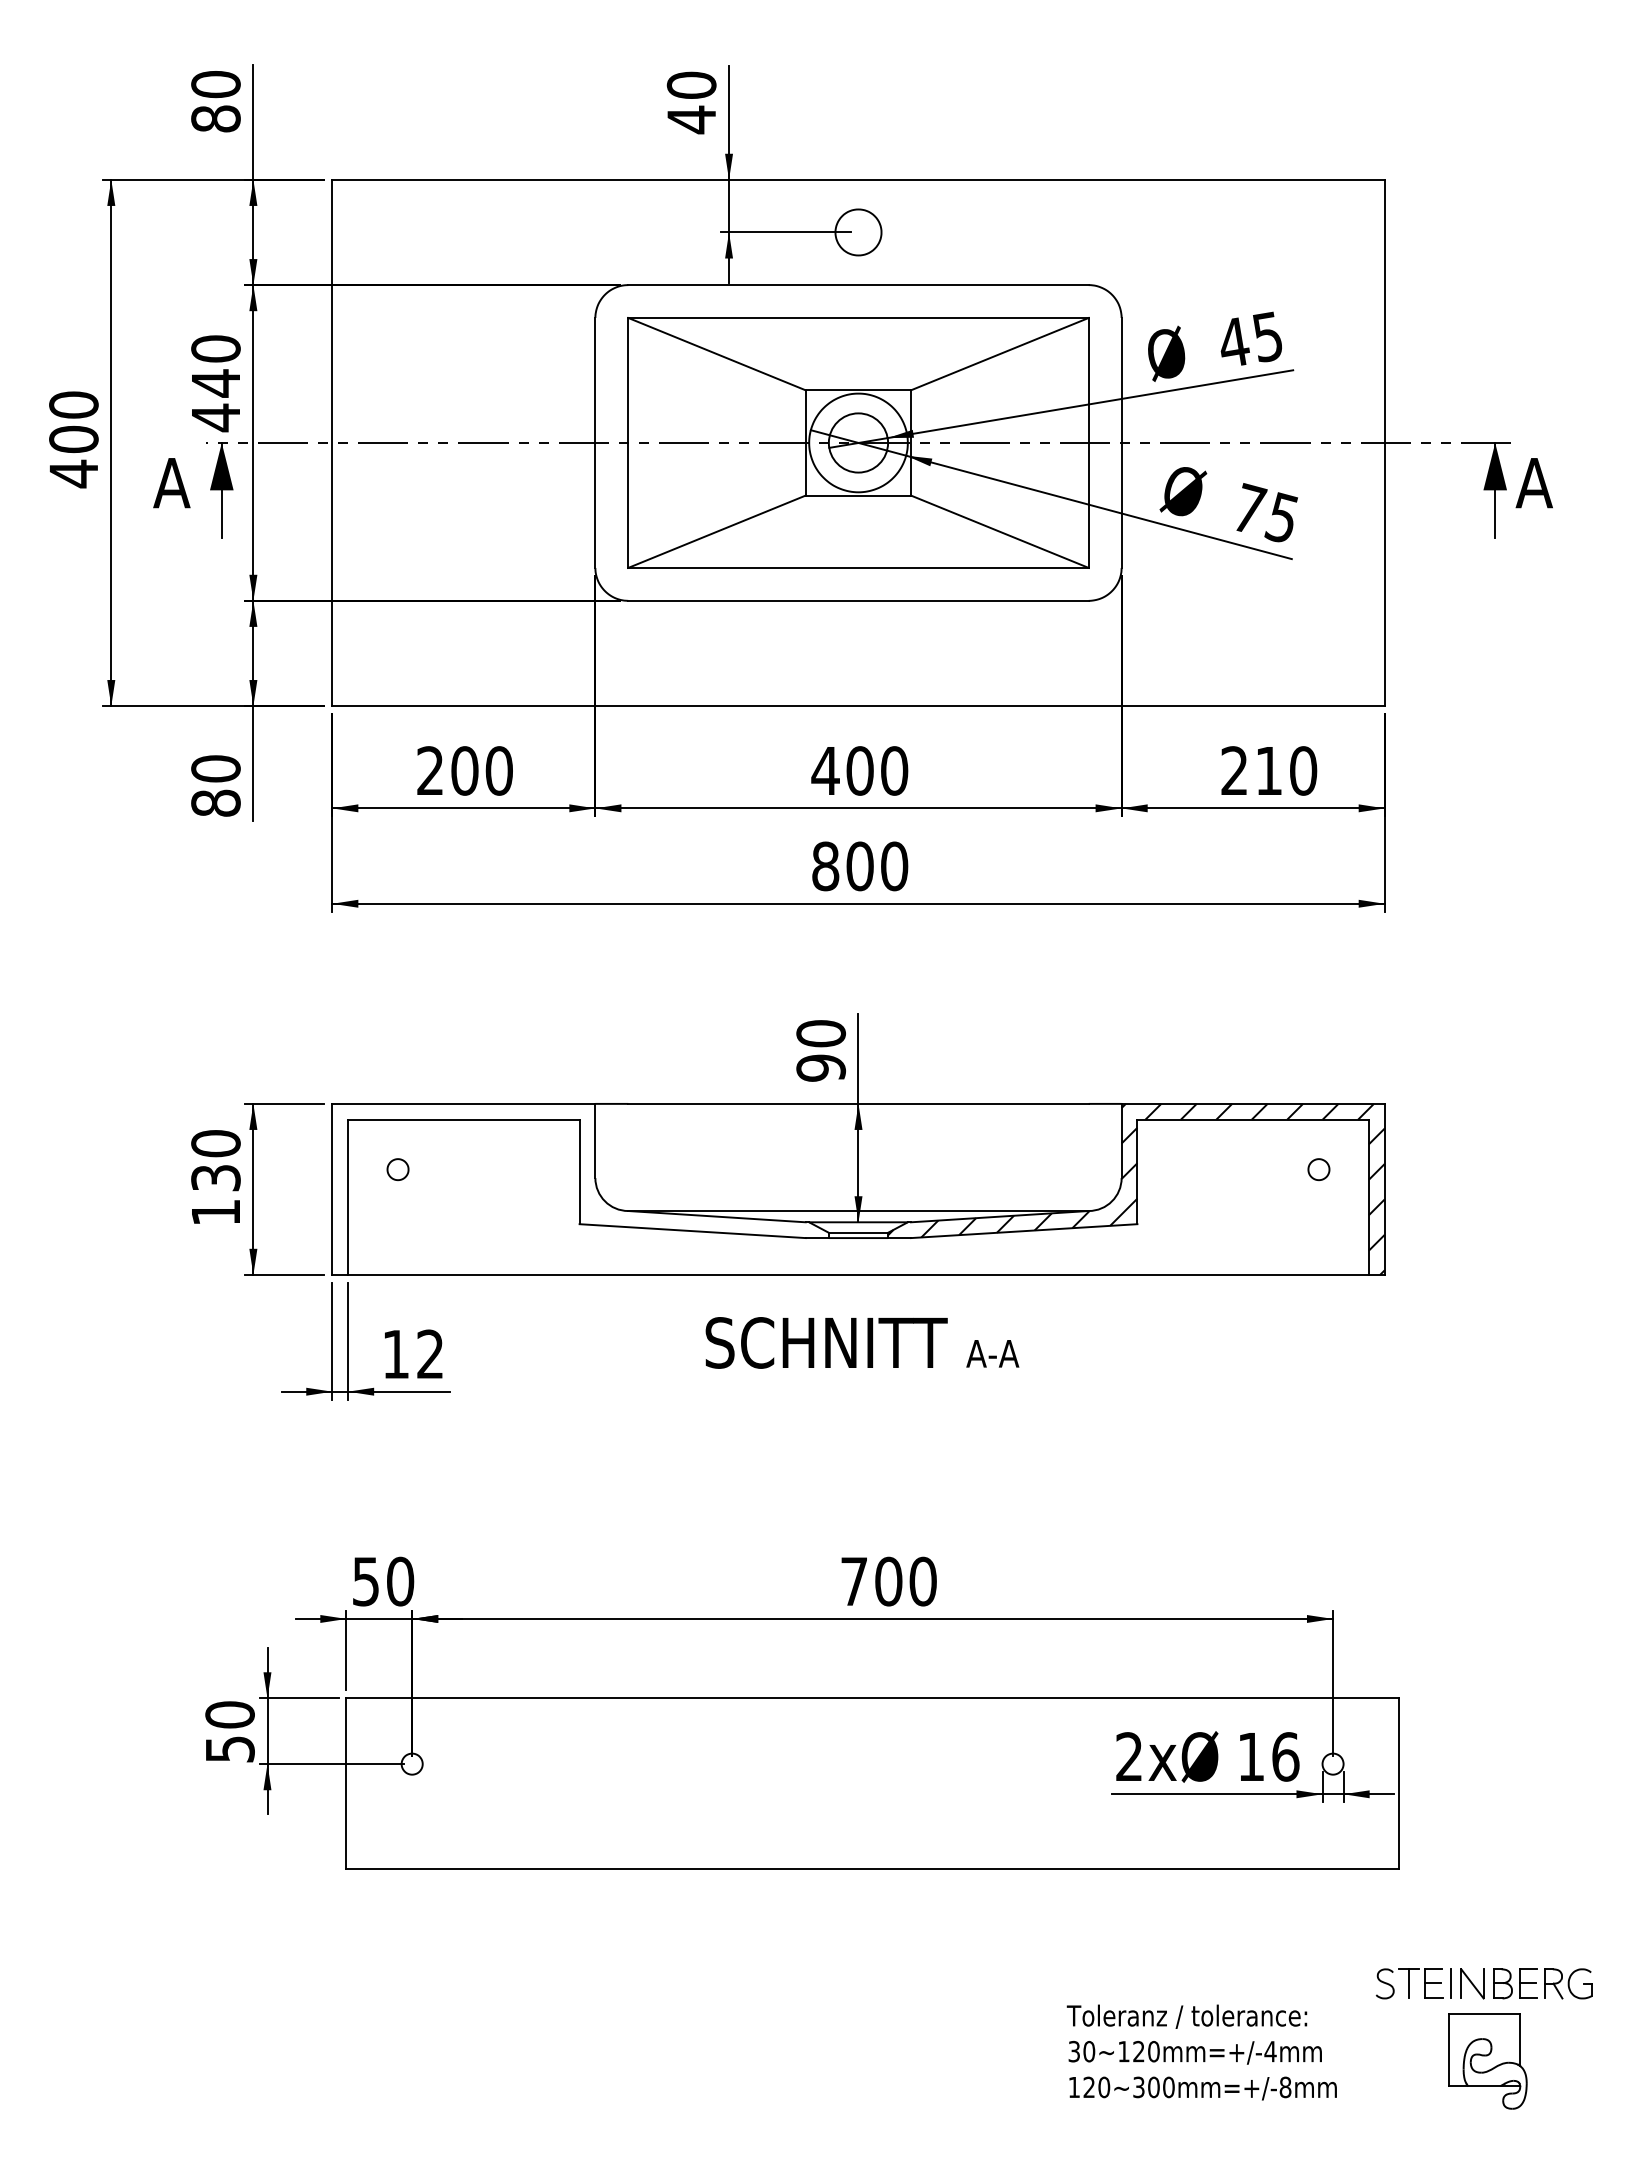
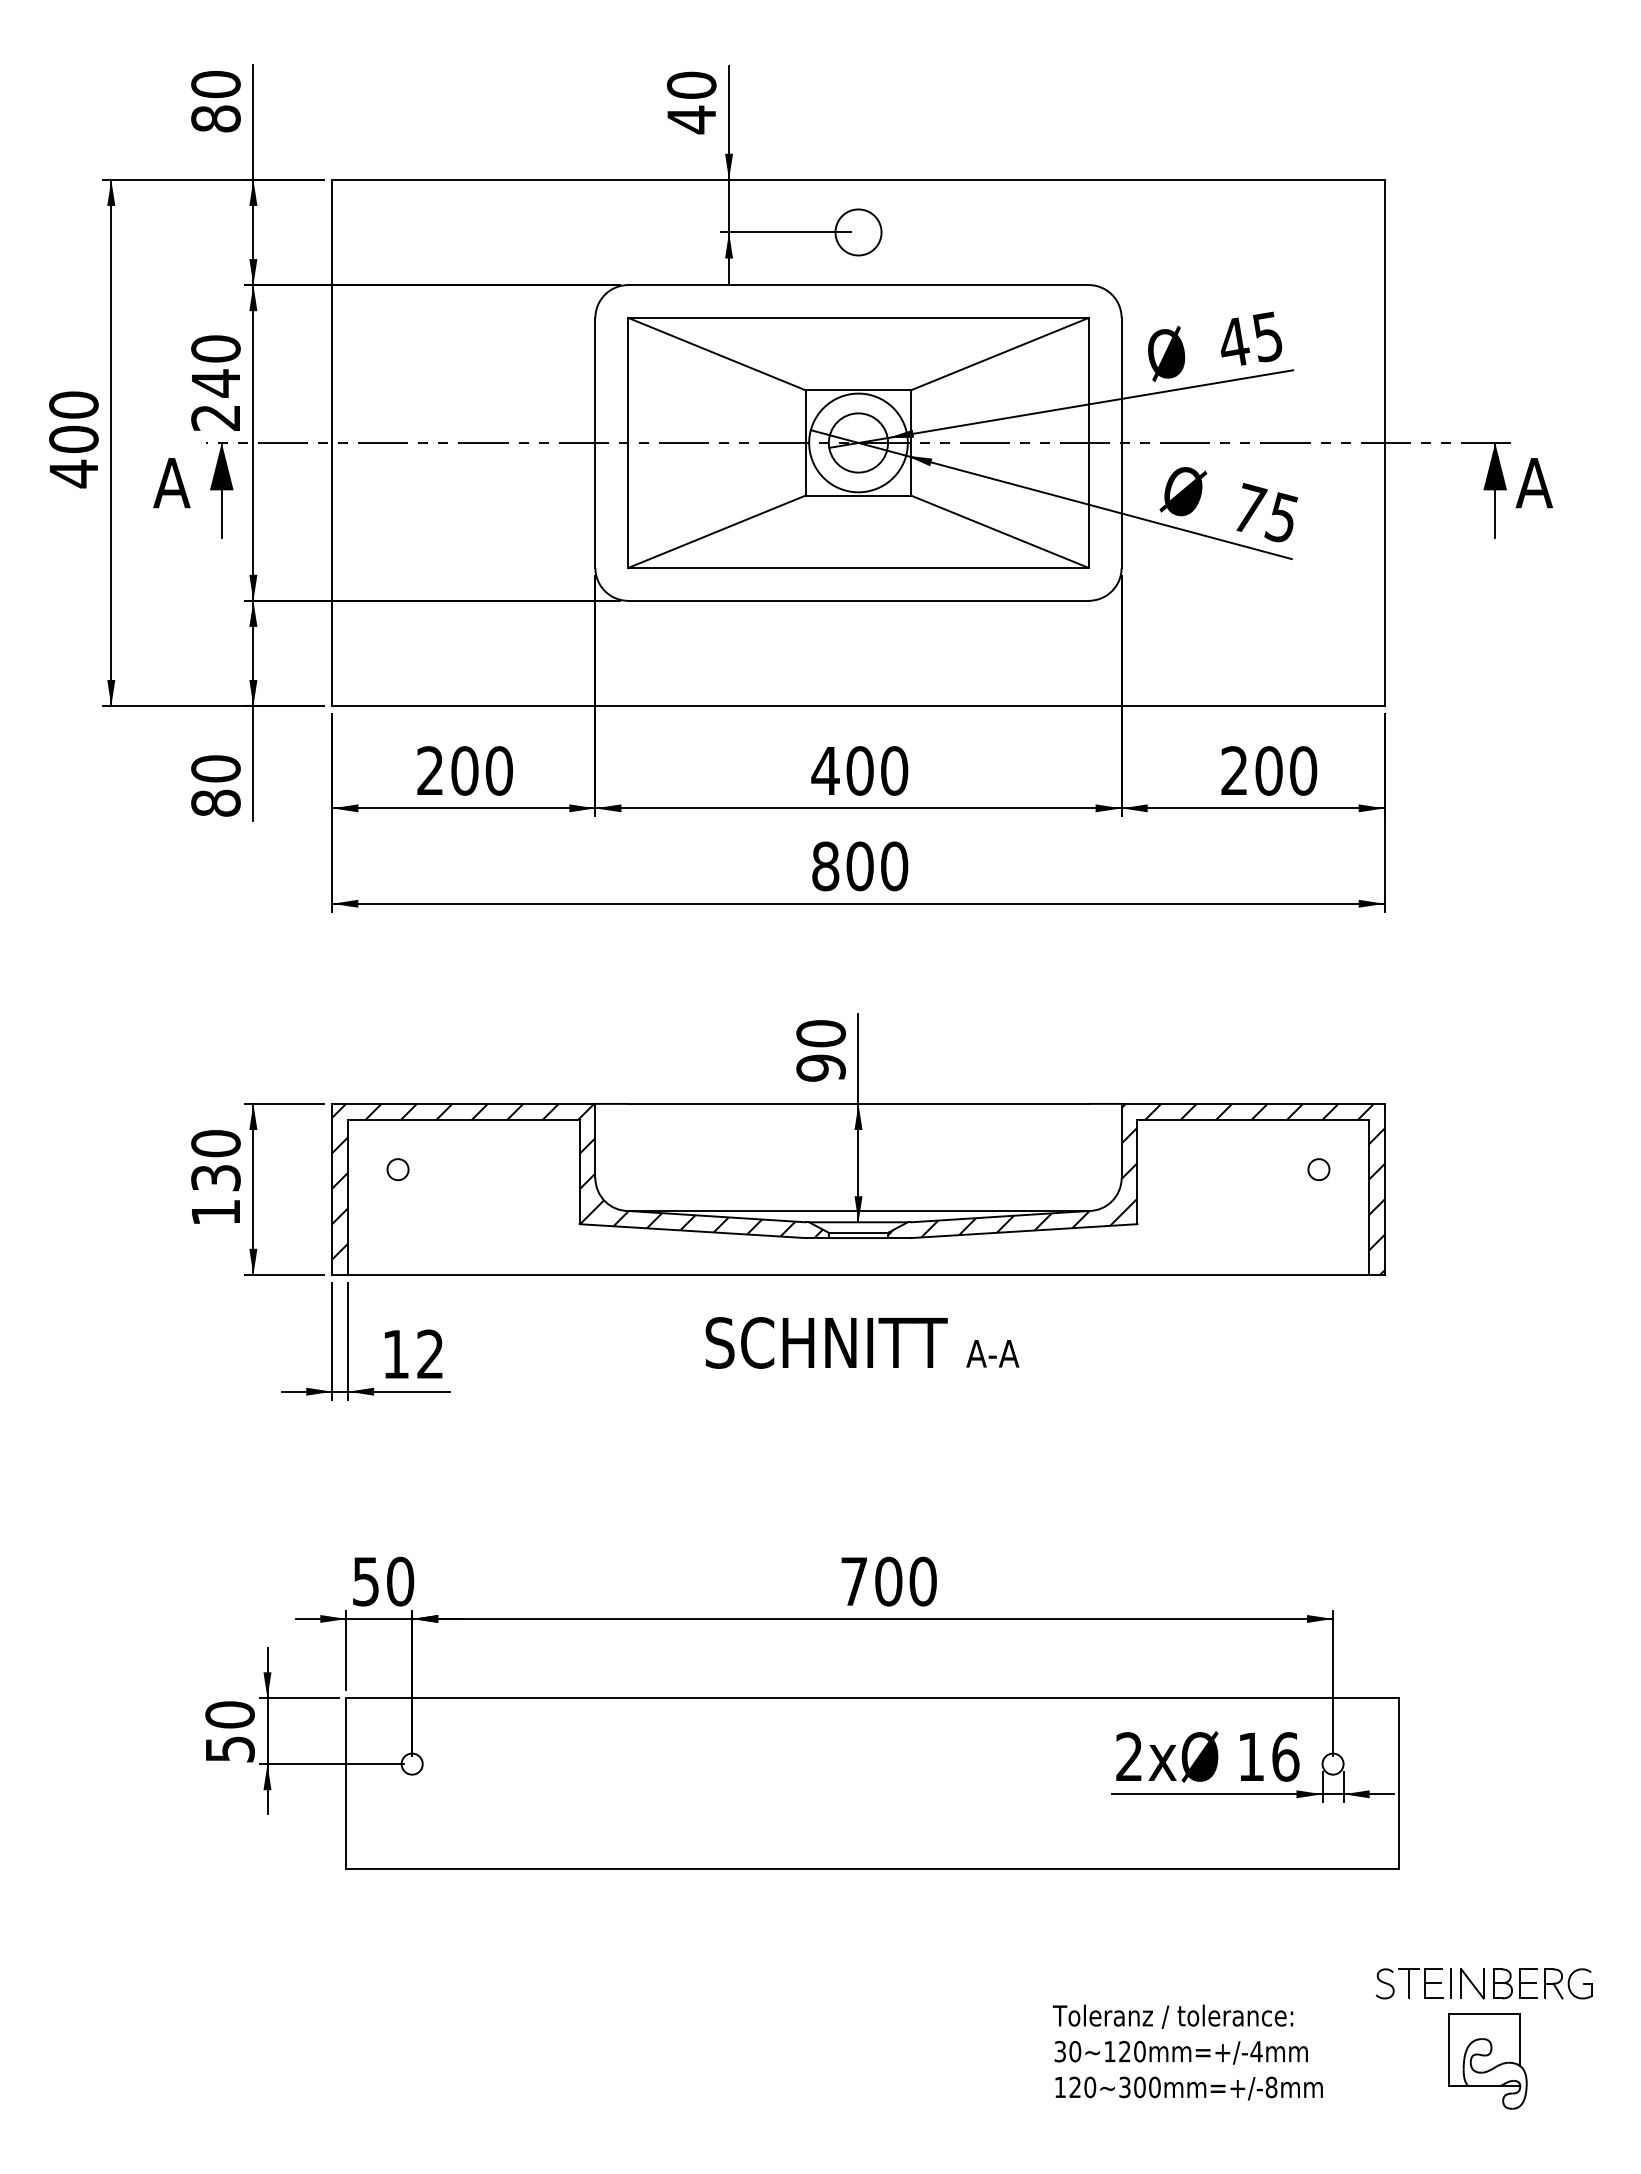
text: 440 -> 240 (215, 417)
text: 210 -> 200 (1268, 770)
hatch: none -> present (577, 1181)
text position: (1201, 2052) -> (1187, 2052) (1187, 2052)
